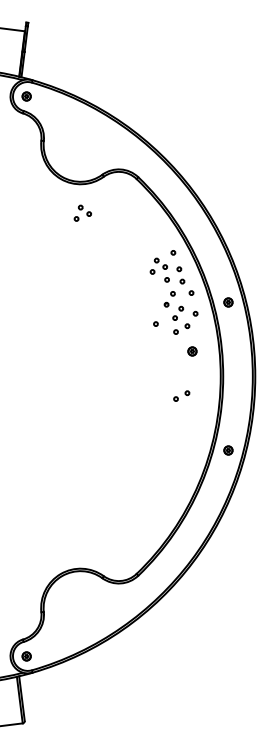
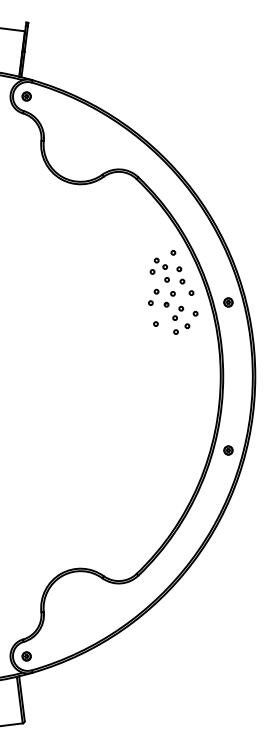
part: present -> none (82, 212)
part: none -> present (153, 296)
part: present -> none (192, 351)
part: present -> none (181, 395)
